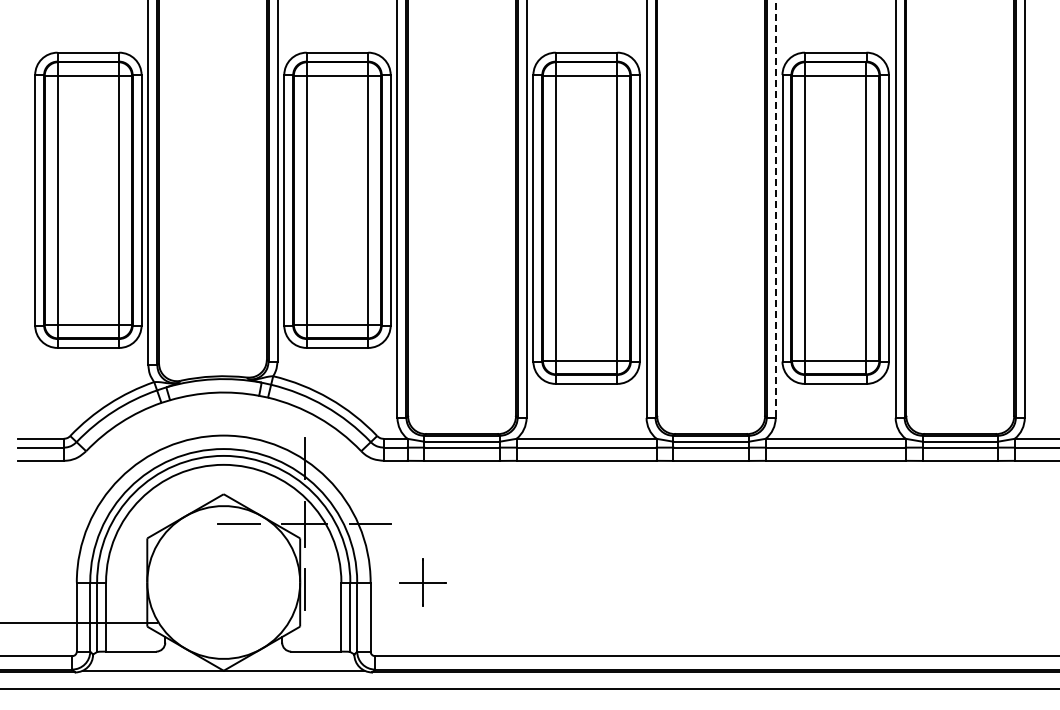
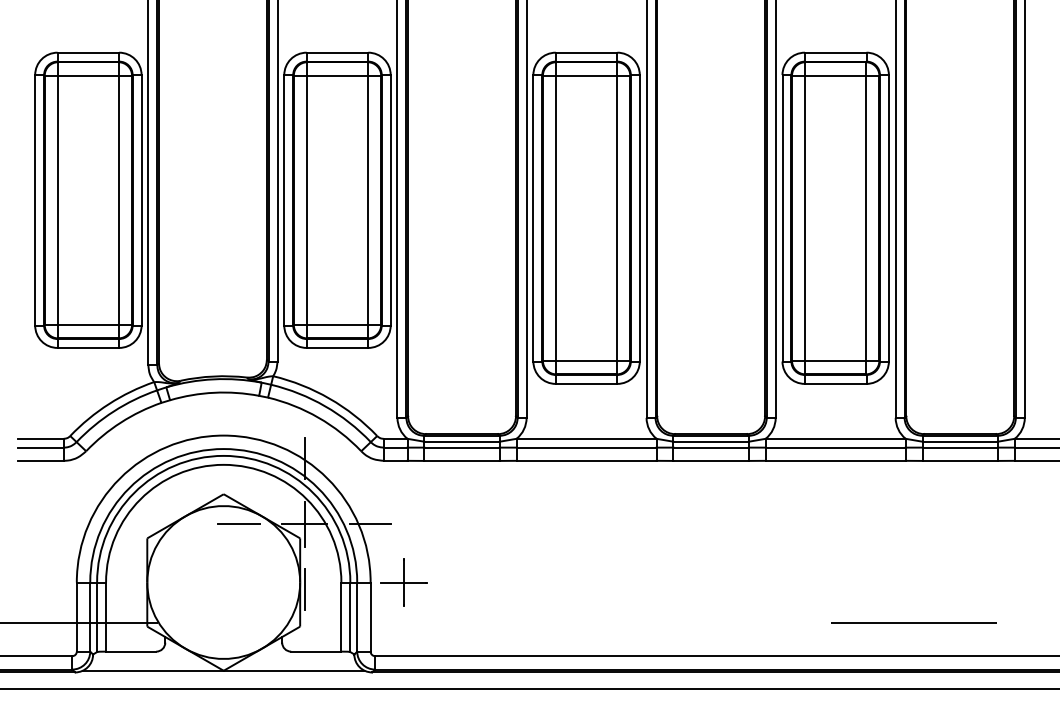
line: dashed -> solid (775, 209)
part position: (422, 582) -> (403, 582) (403, 582)
line: none -> present (913, 623)
